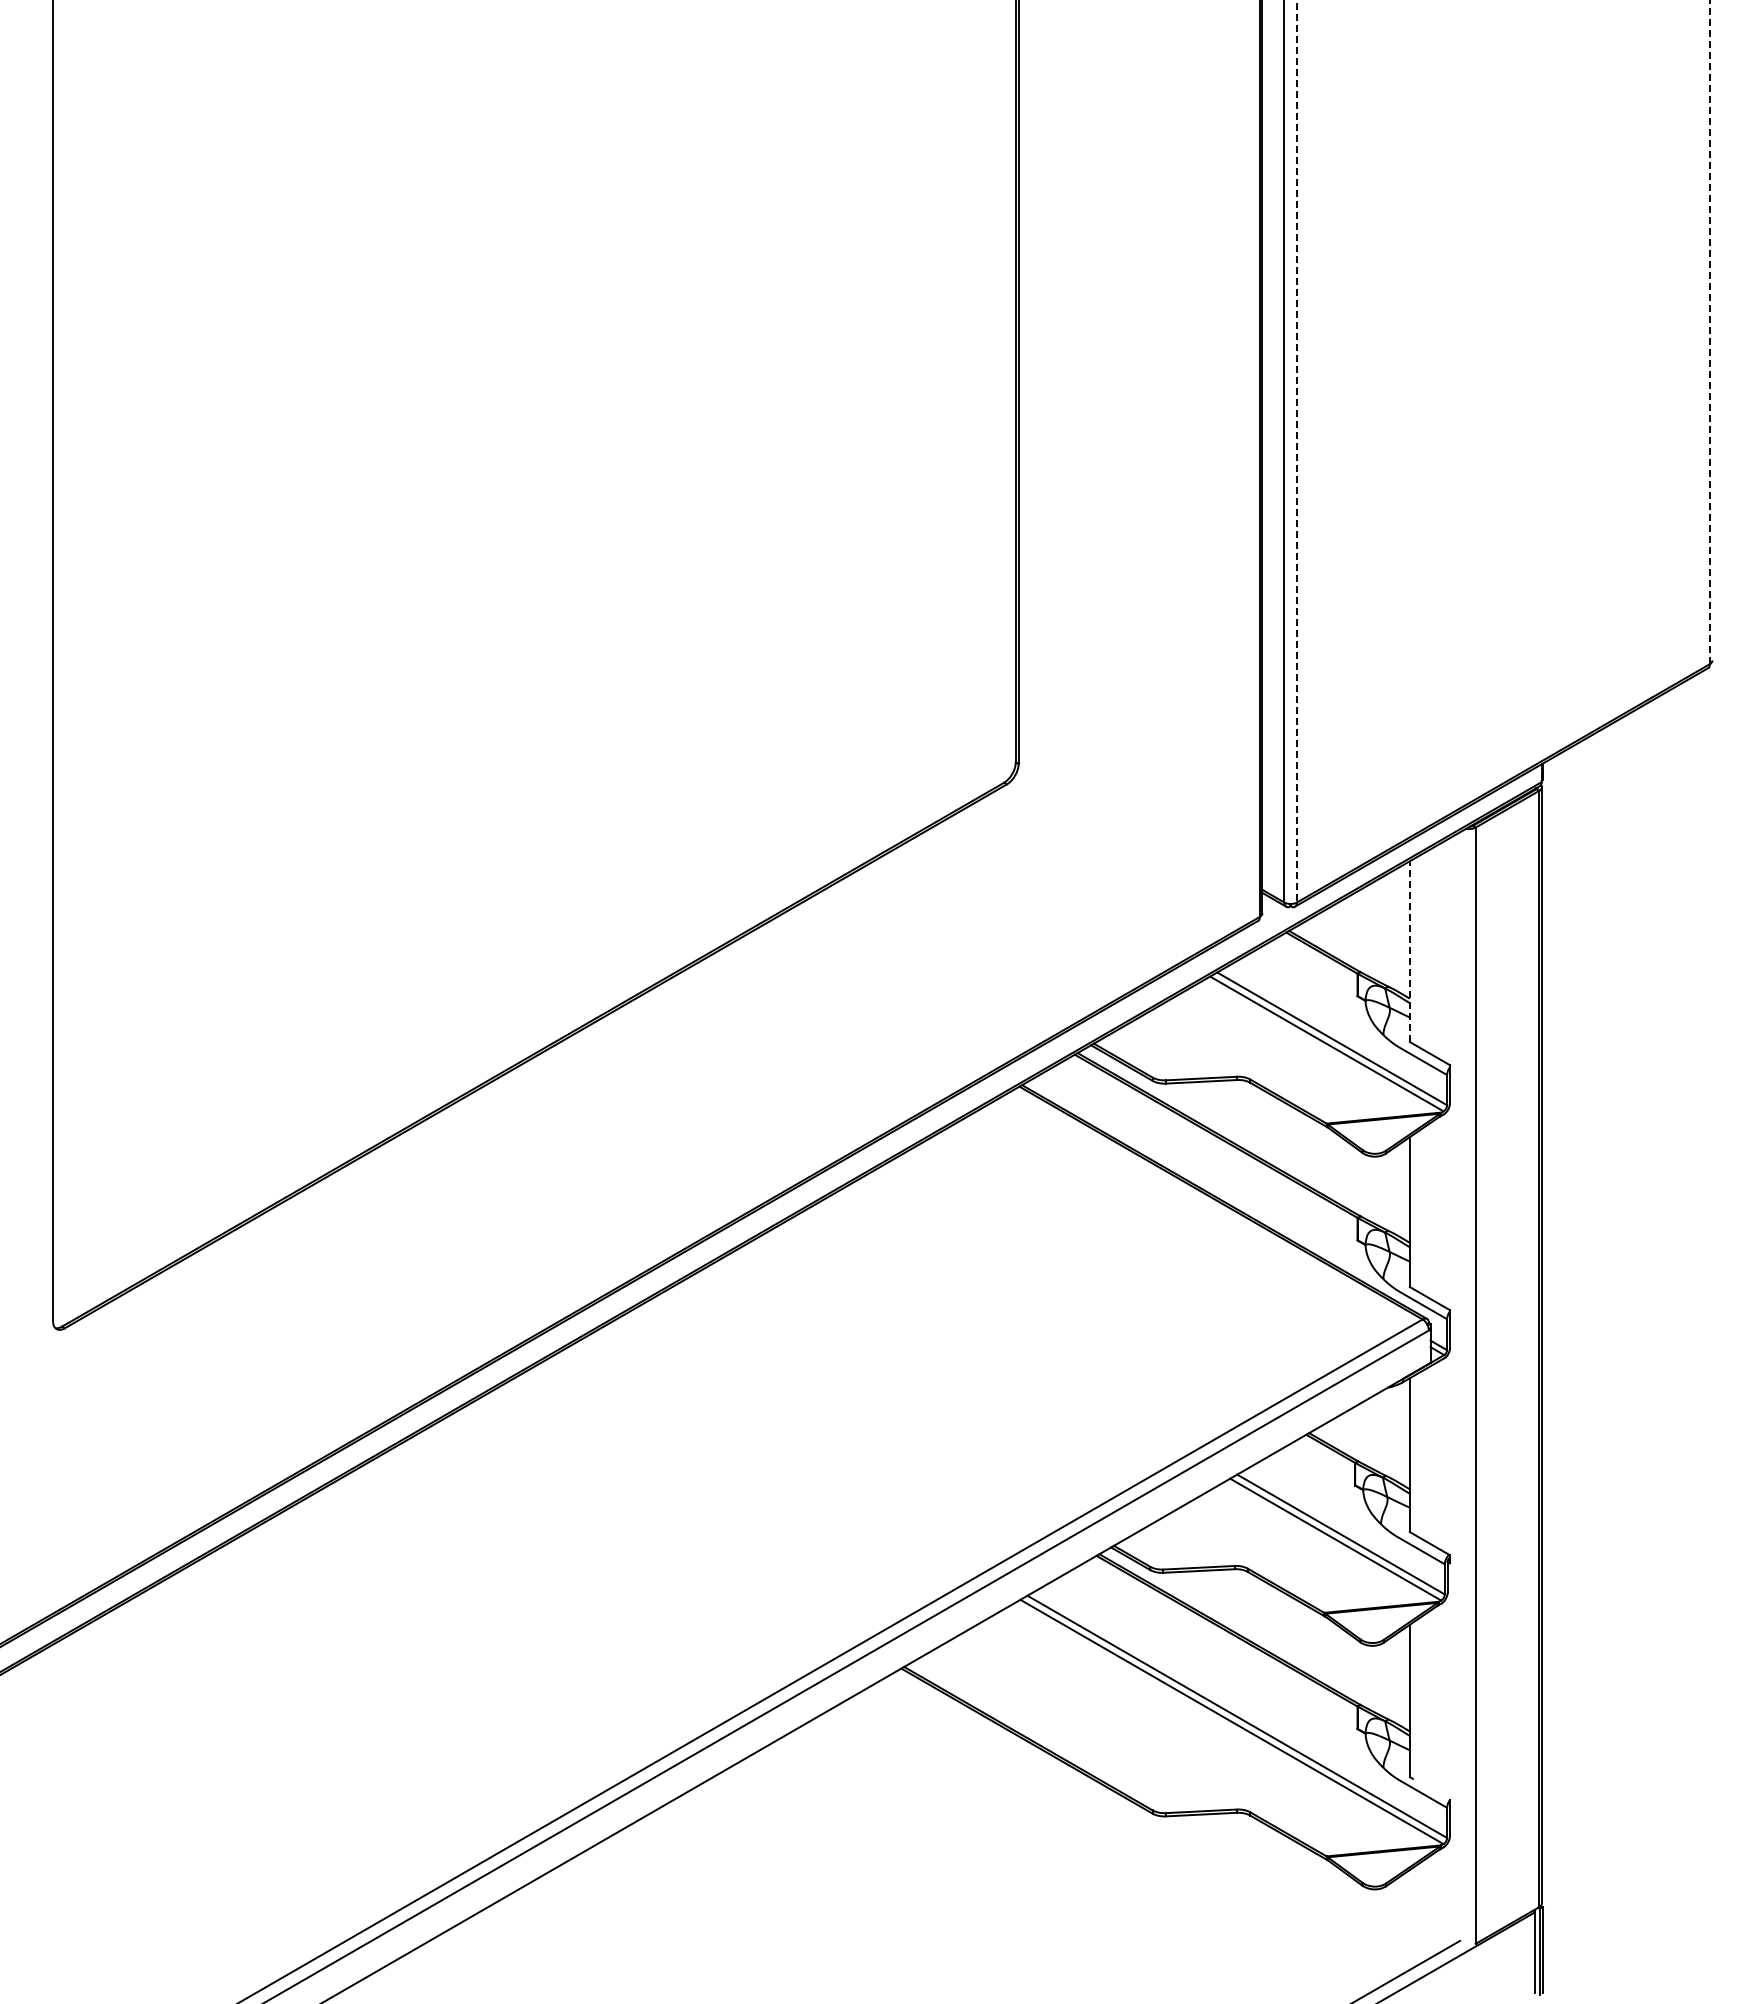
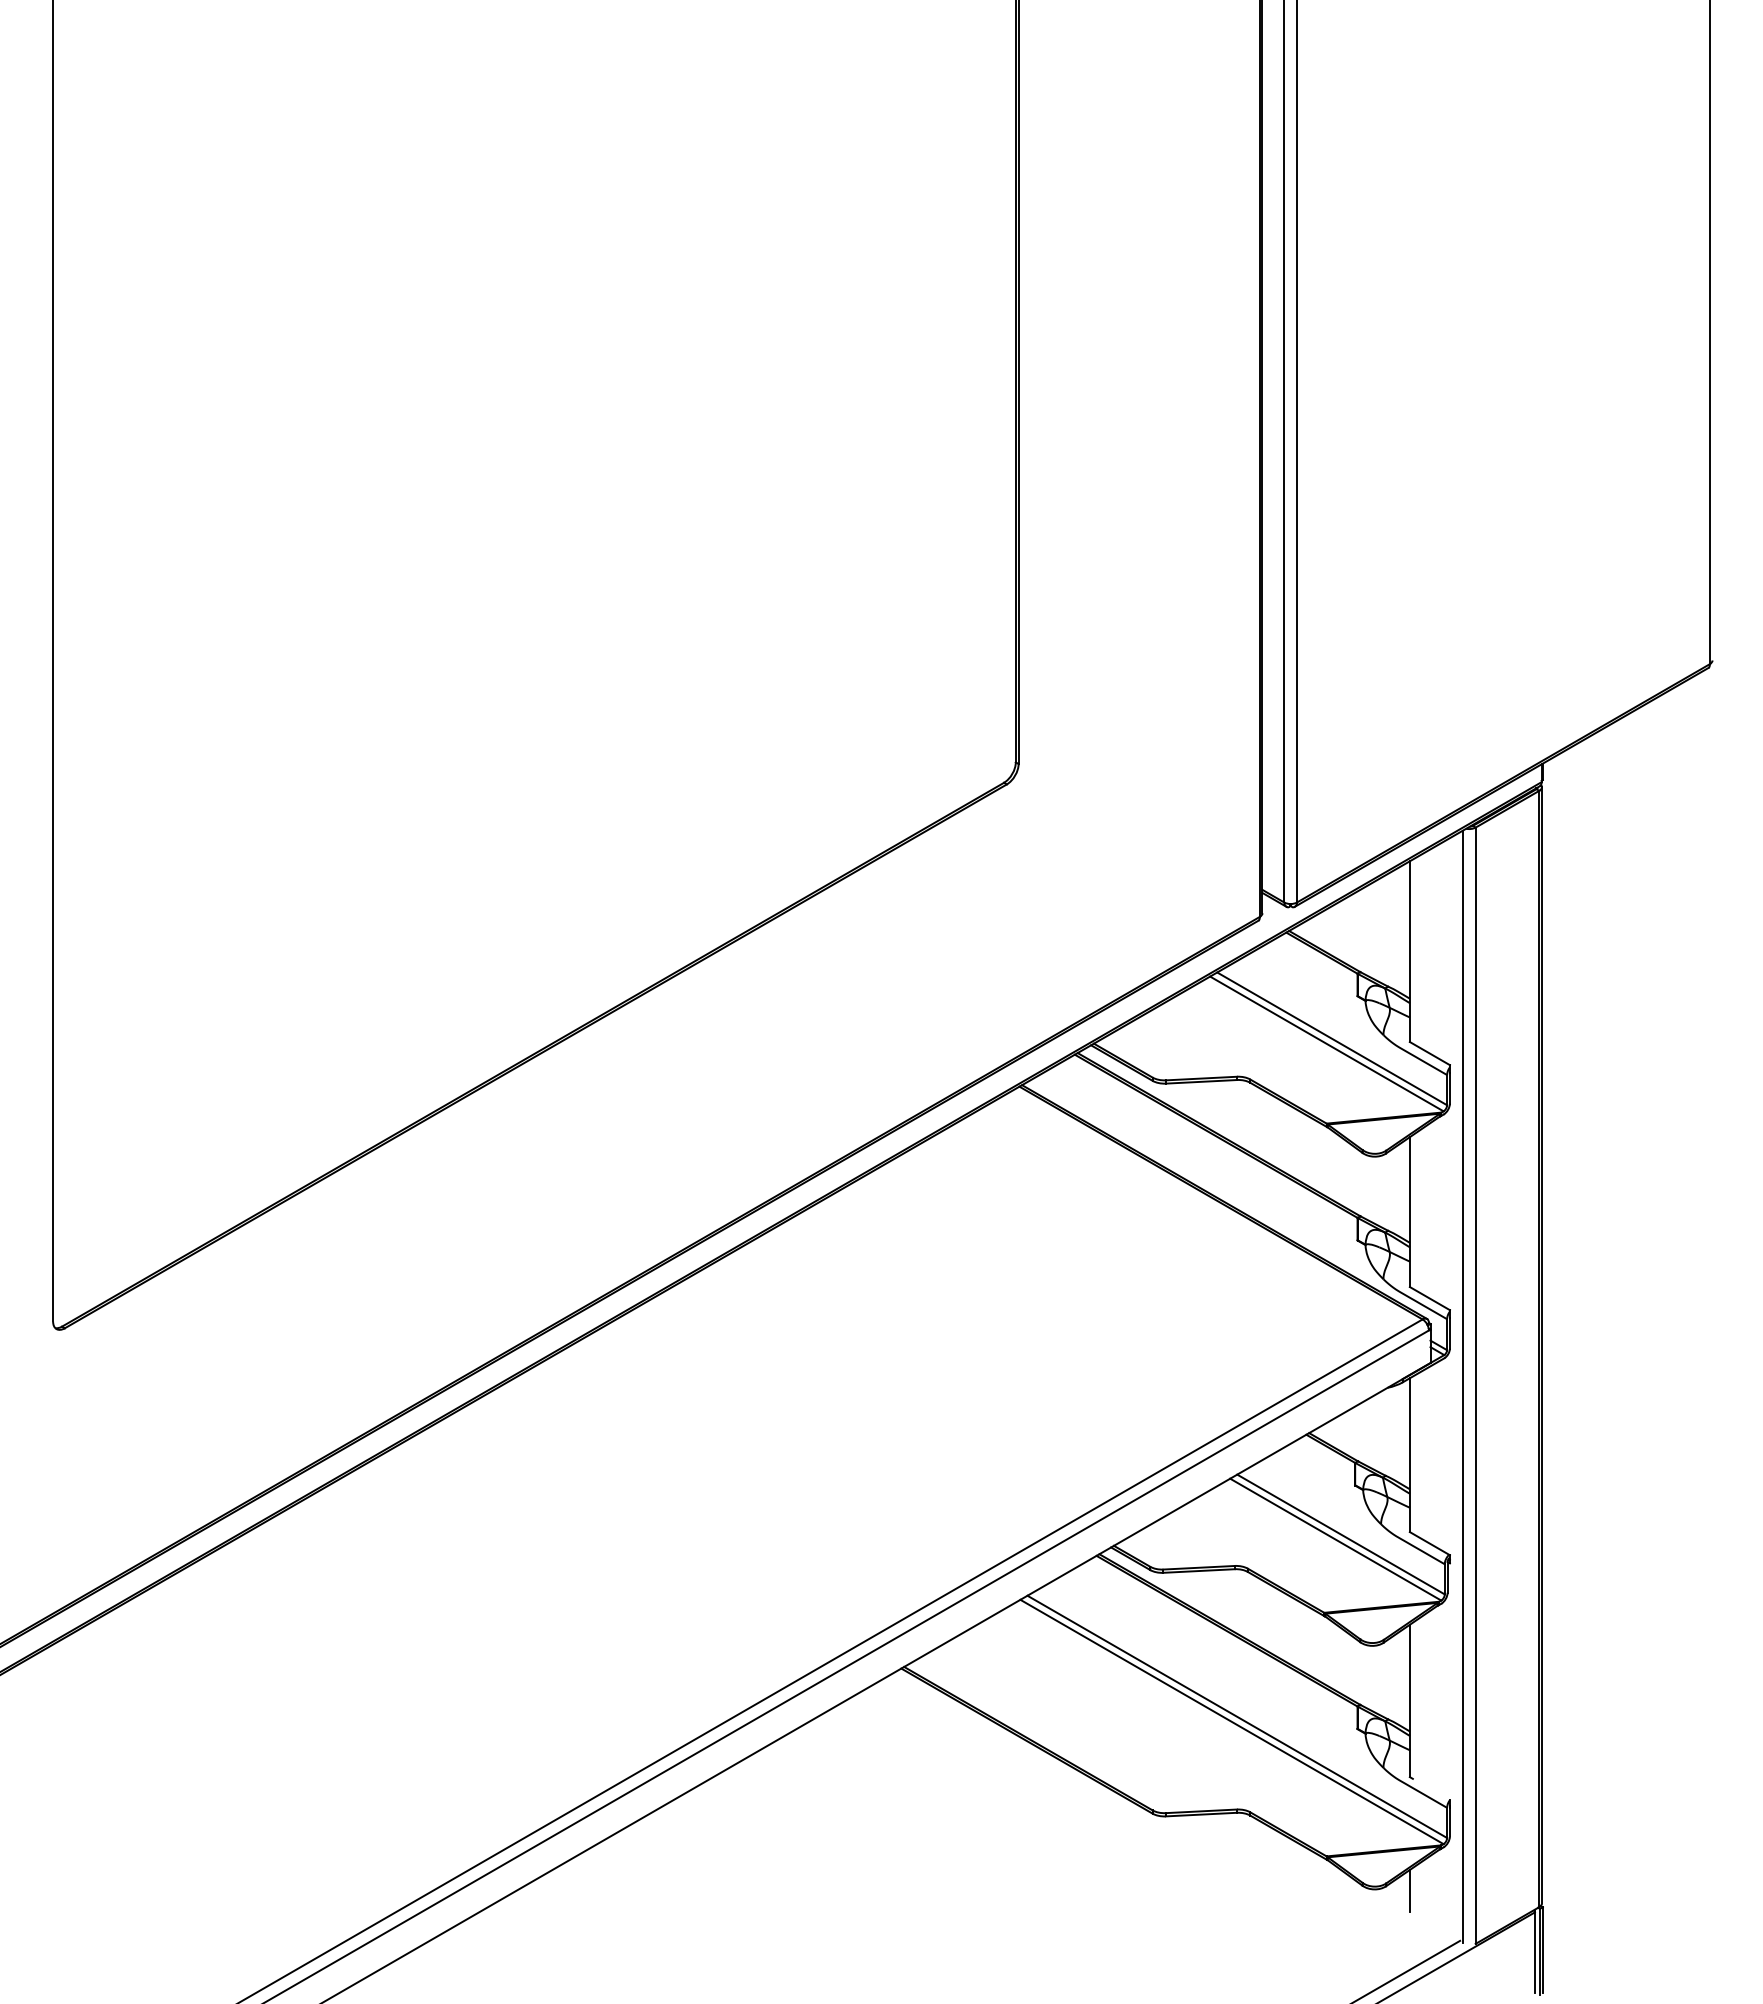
line: dashed -> solid (1709, 332)
line: dashed -> solid (1297, 451)
line: dashed -> solid (1409, 951)
line: none -> present (1462, 1386)
line: none -> present (1409, 1890)
